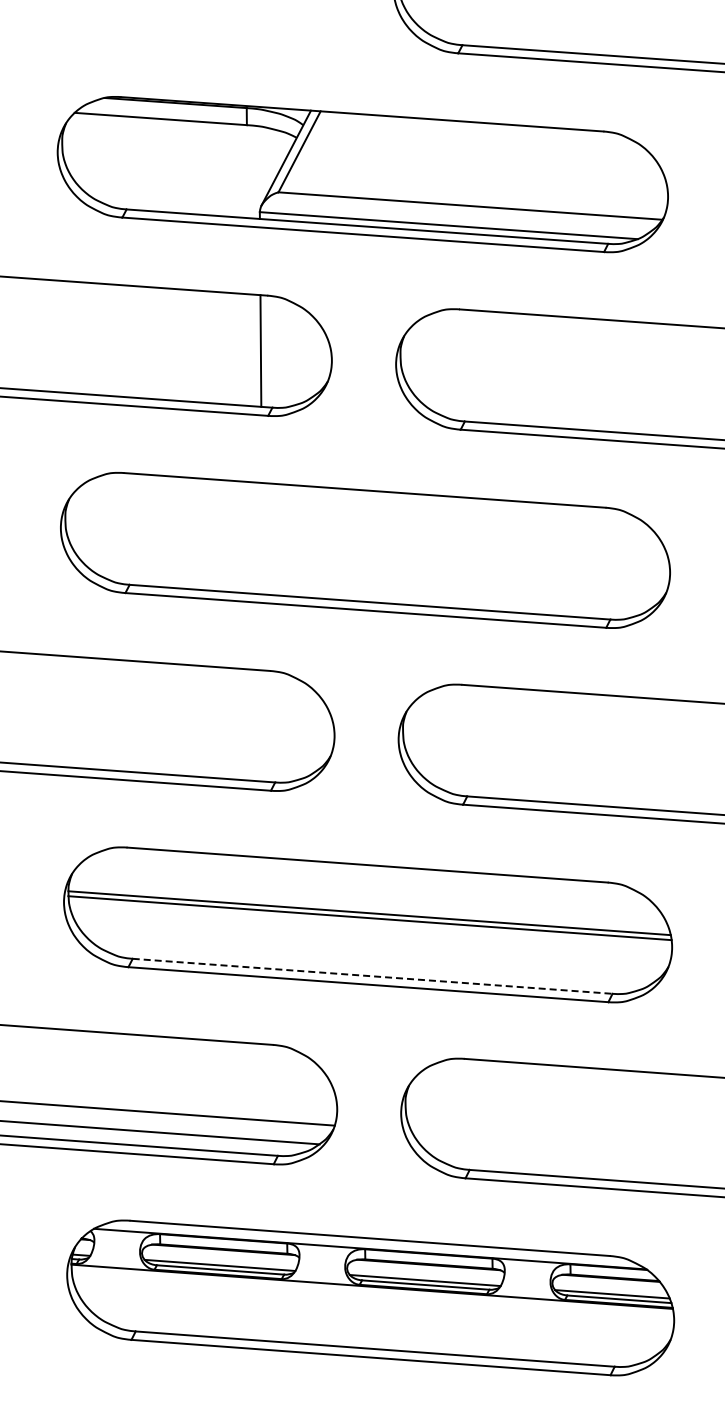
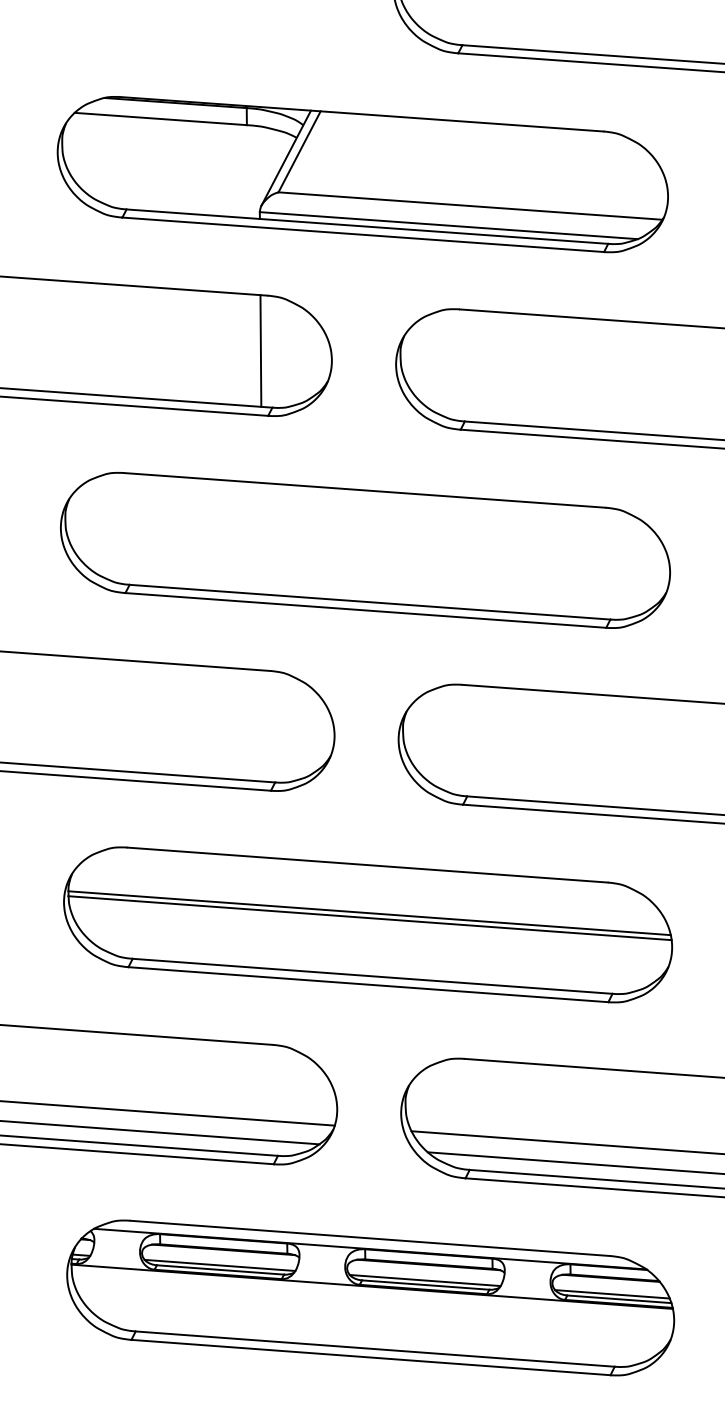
line: dashed -> solid (372, 976)
line: none -> present (566, 1142)
line: none -> present (574, 1162)
